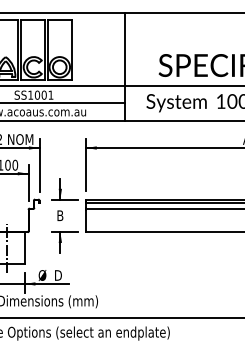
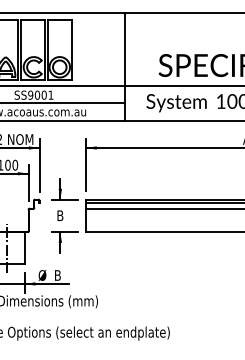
text: SS1001 -> SS9001 (30, 94)
text: D -> B (58, 275)
line: present -> none (121, 317)
